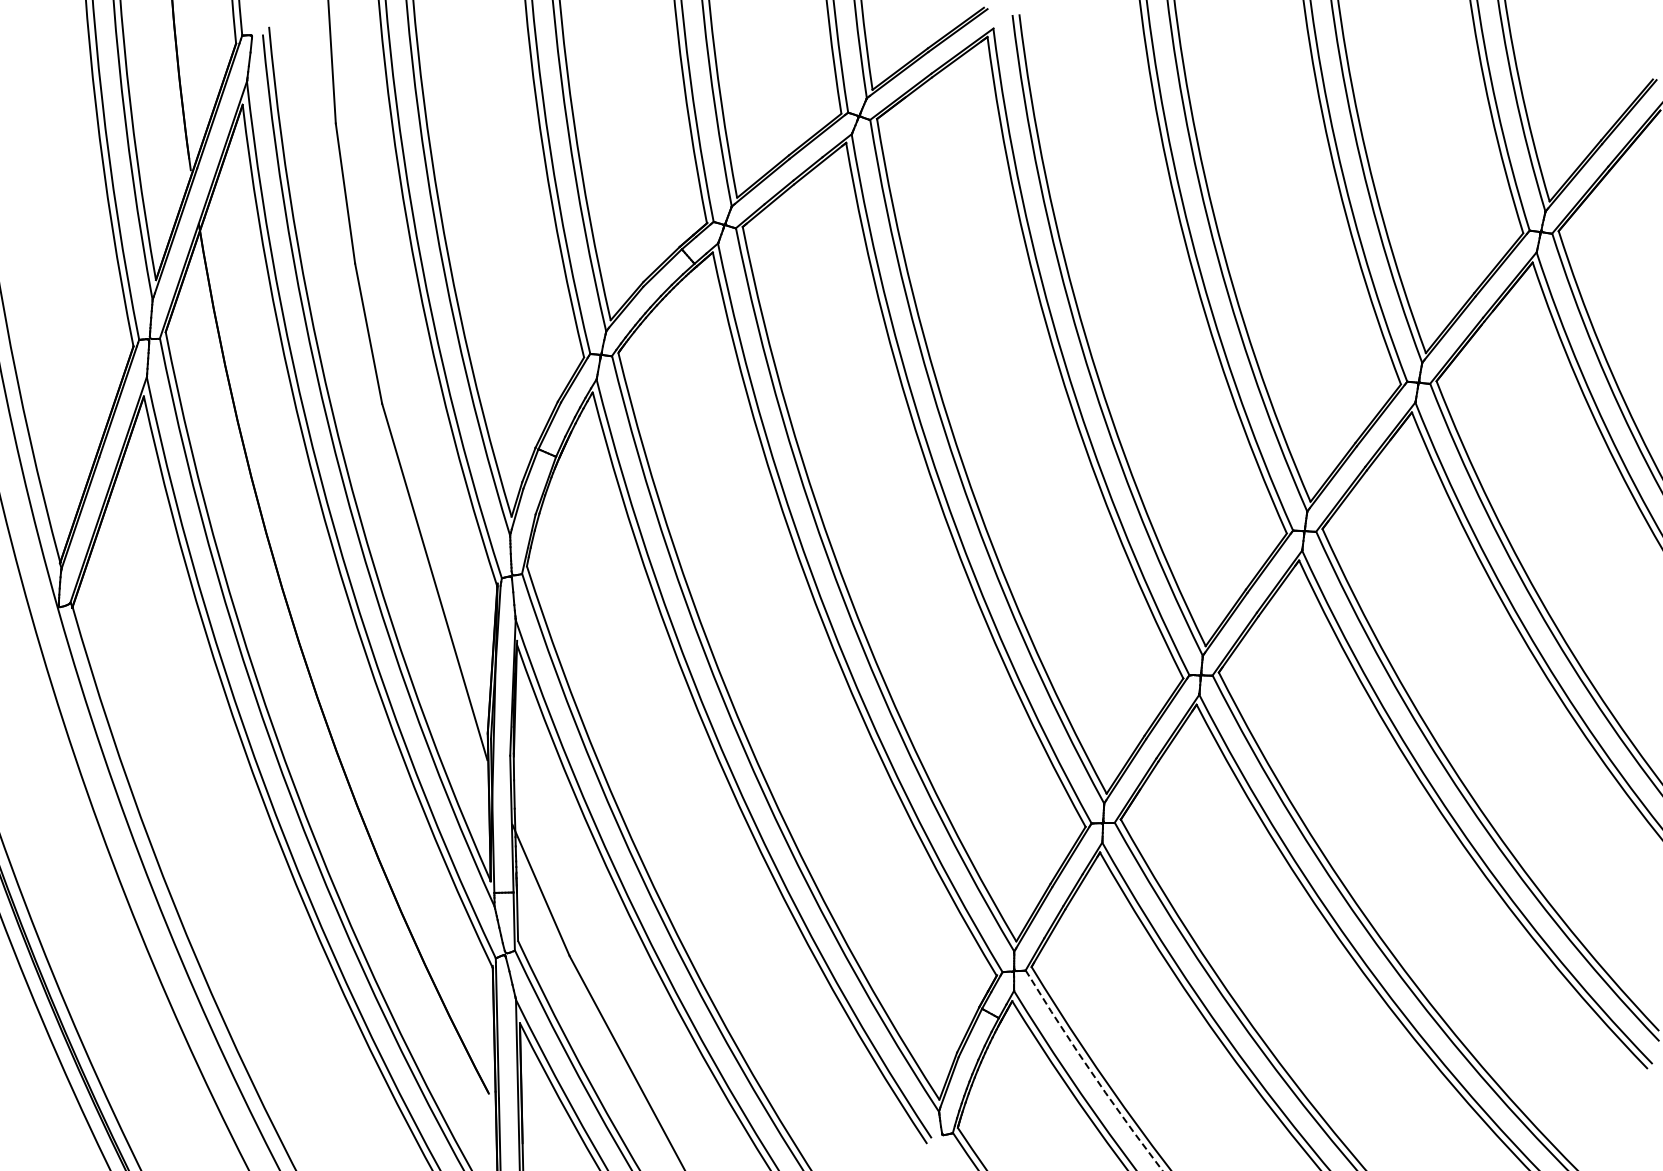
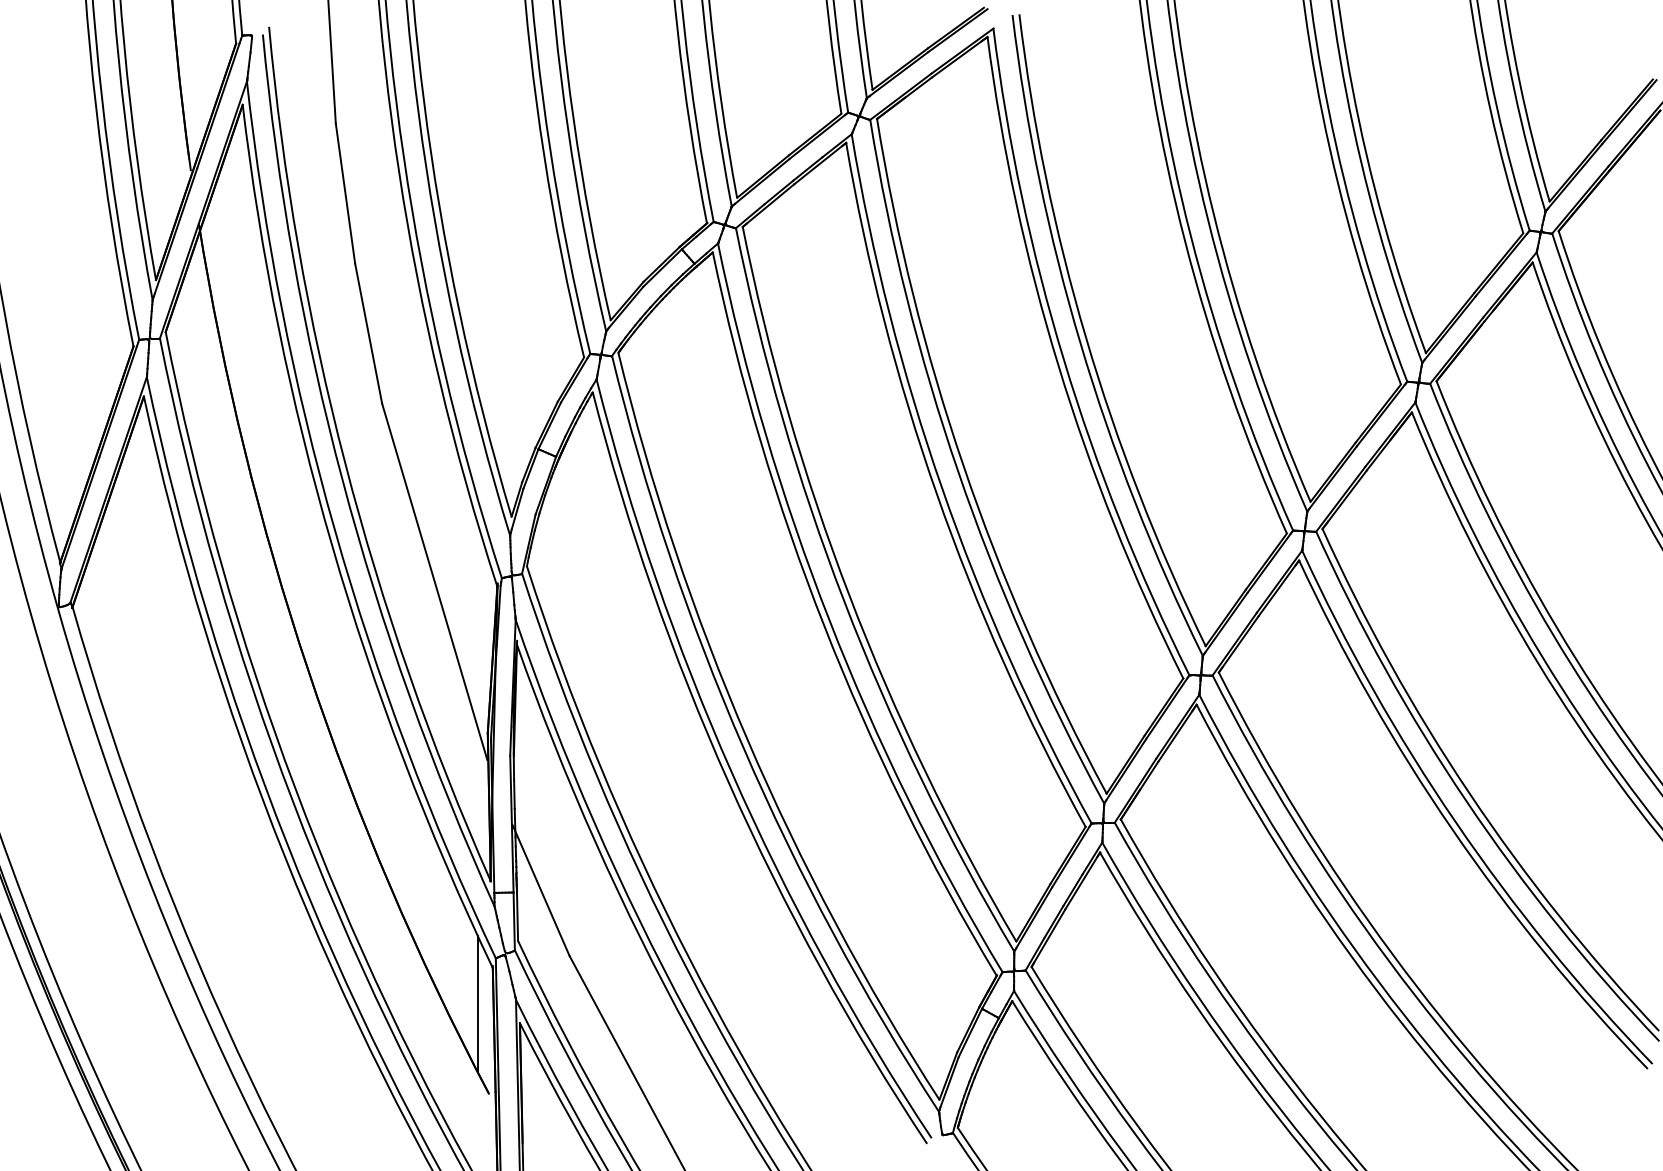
line: none -> present (477, 1003)
arc: dashed -> solid (1091, 1072)
